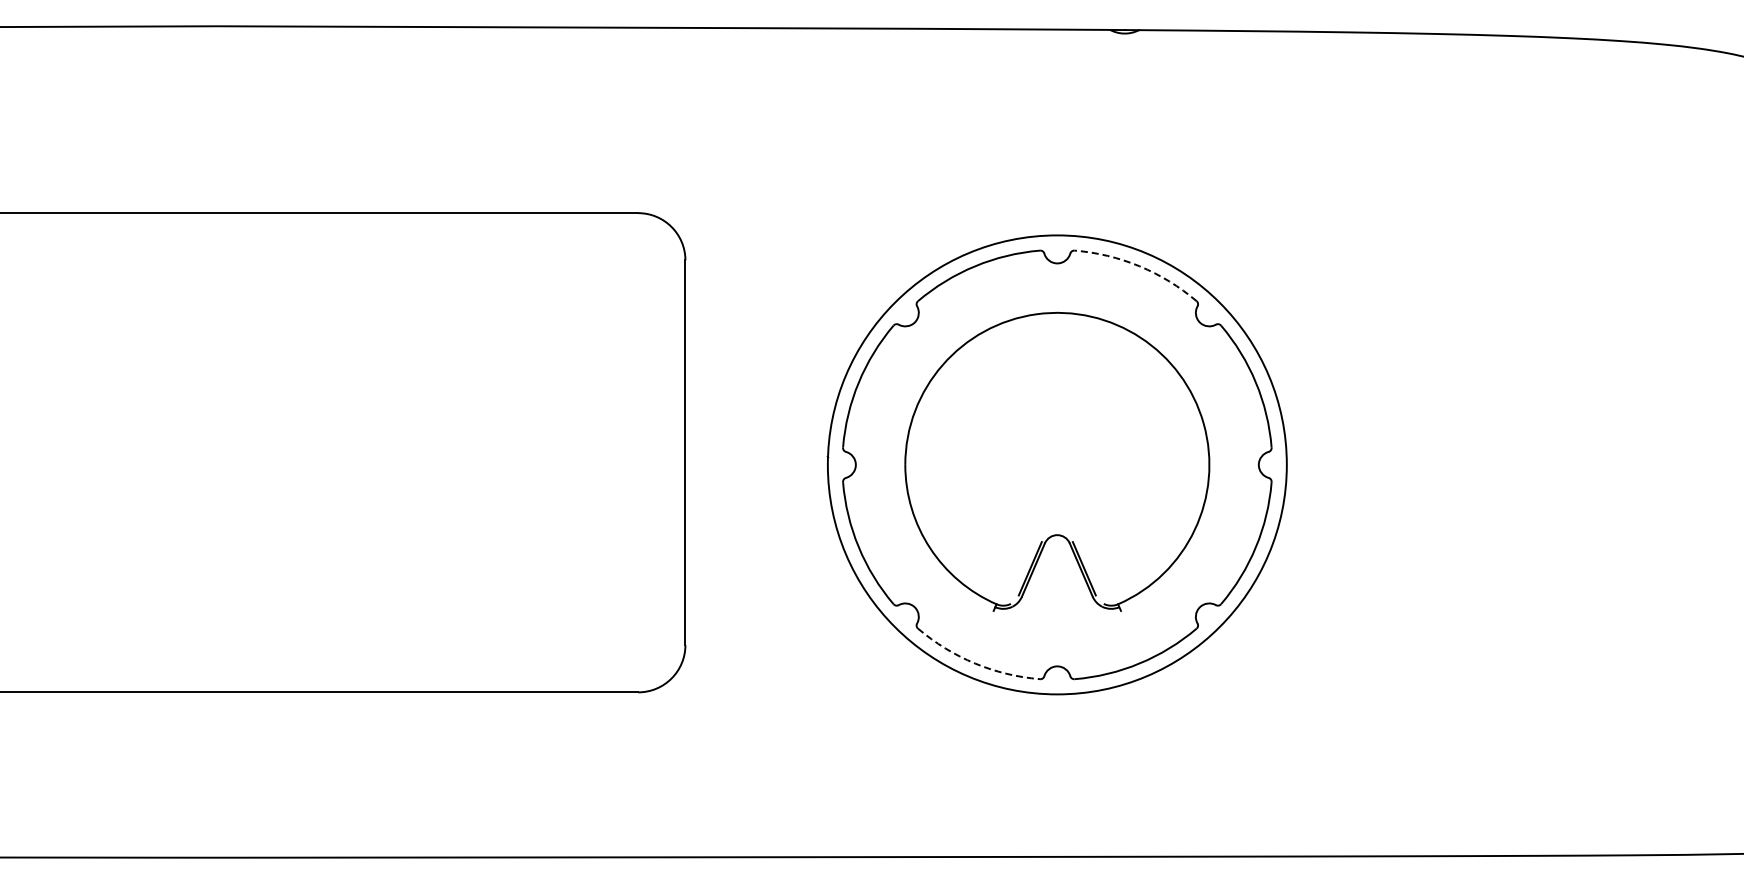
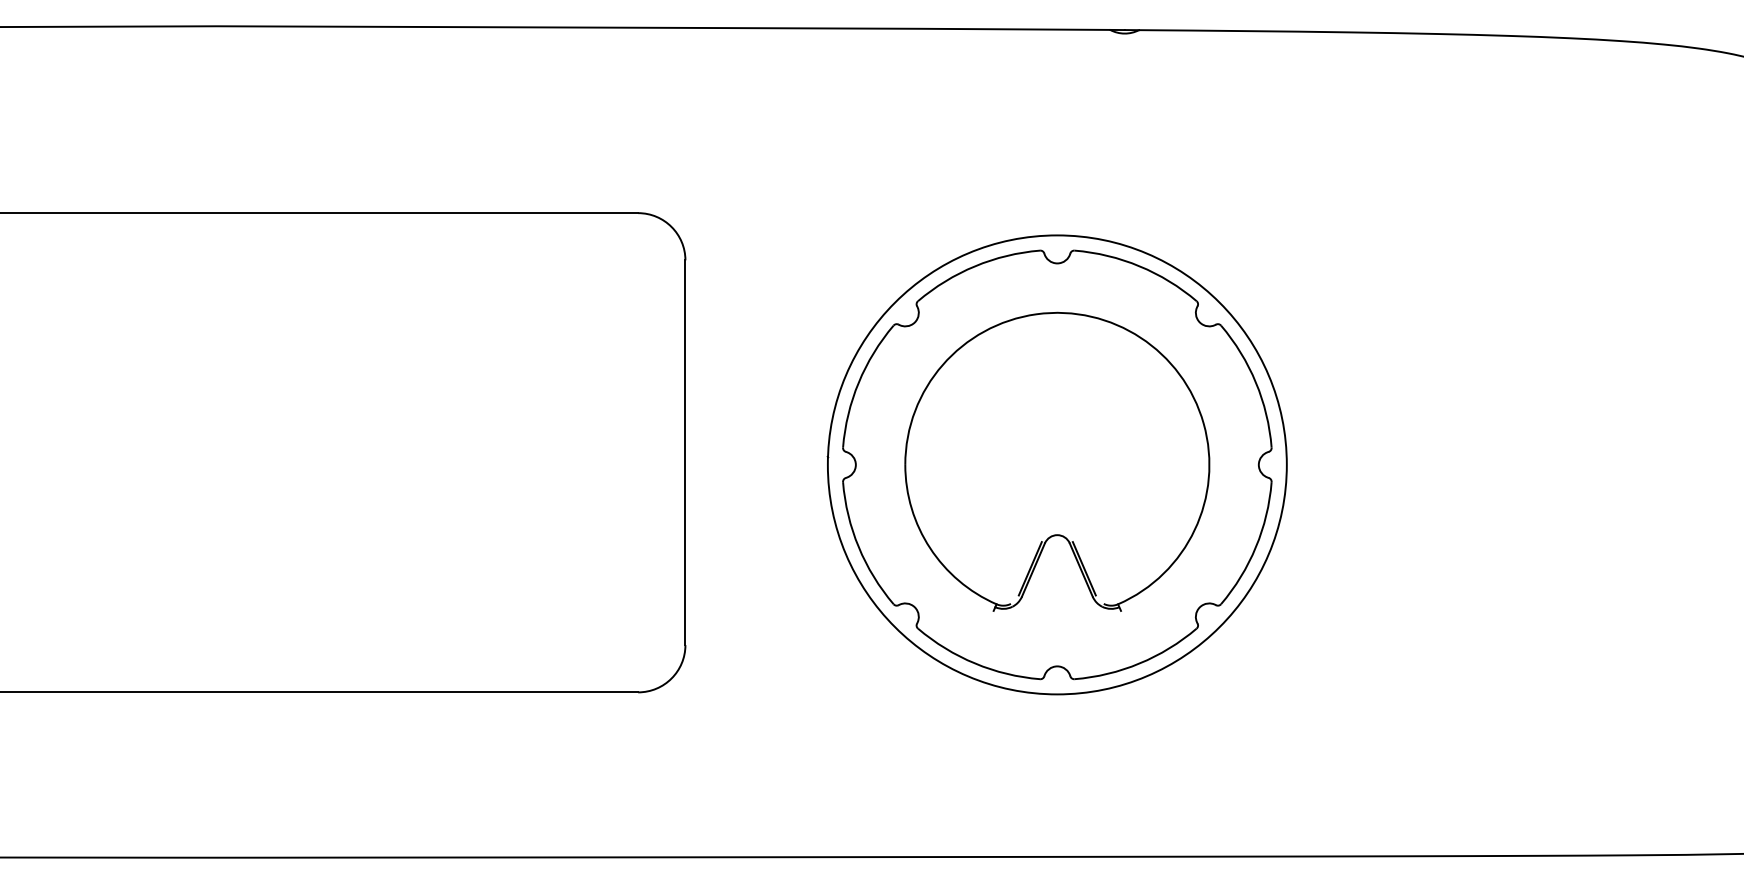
arc: dashed -> solid (1139, 266)
arc: dashed -> solid (975, 663)
